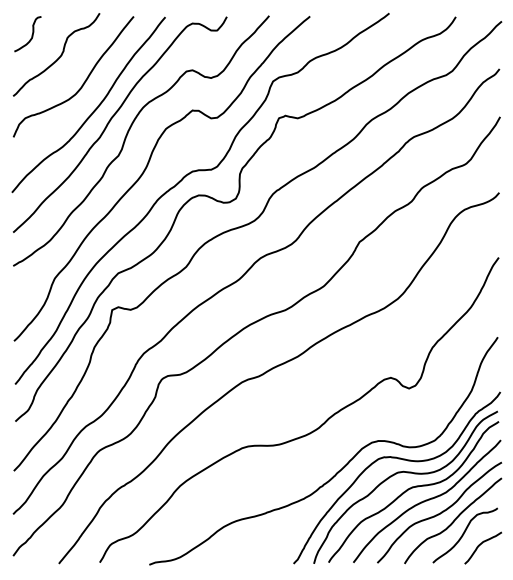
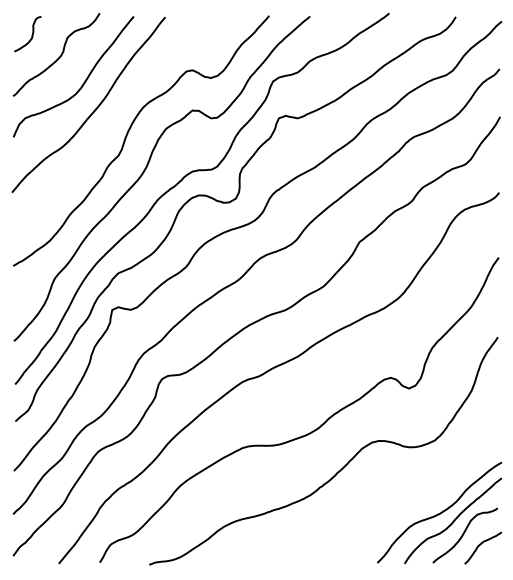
curve: present -> none (111, 120)
part: present -> none (397, 477)
